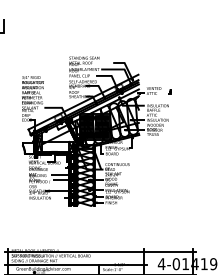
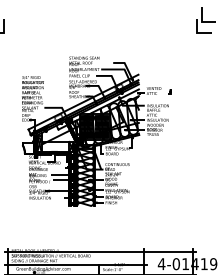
part: none -> present (205, 20)
